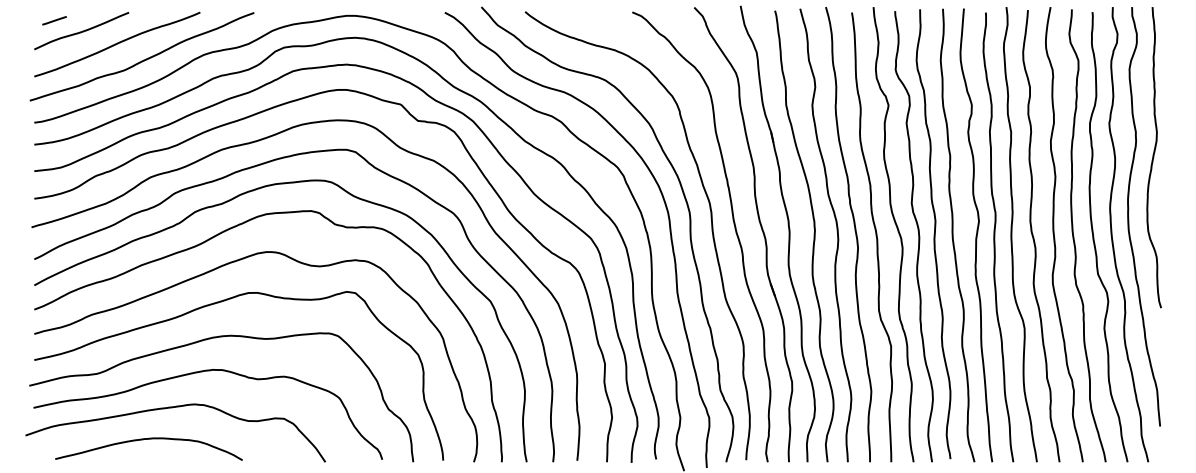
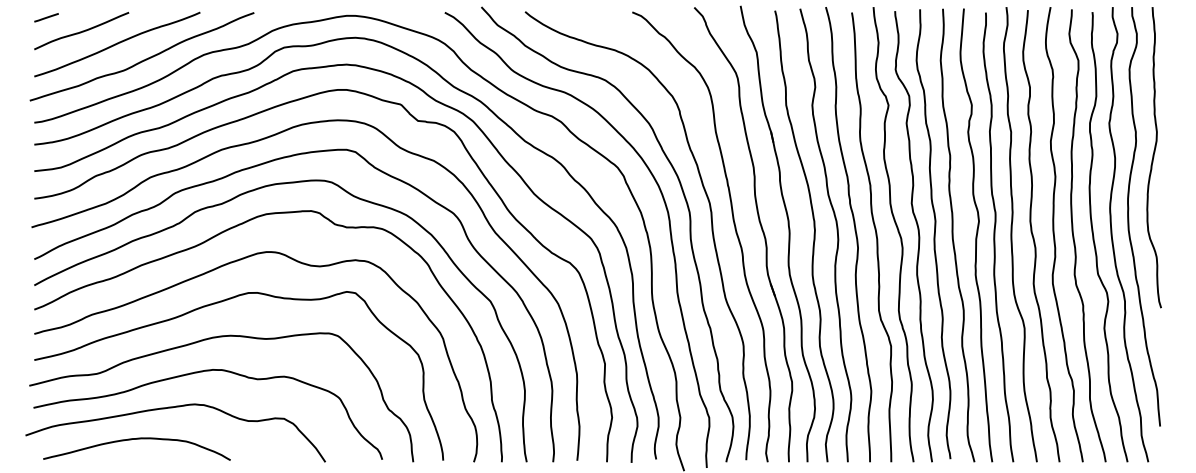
line position: (54, 20) -> (46, 17) (46, 17)
curve position: (148, 439) -> (136, 439) (136, 439)
